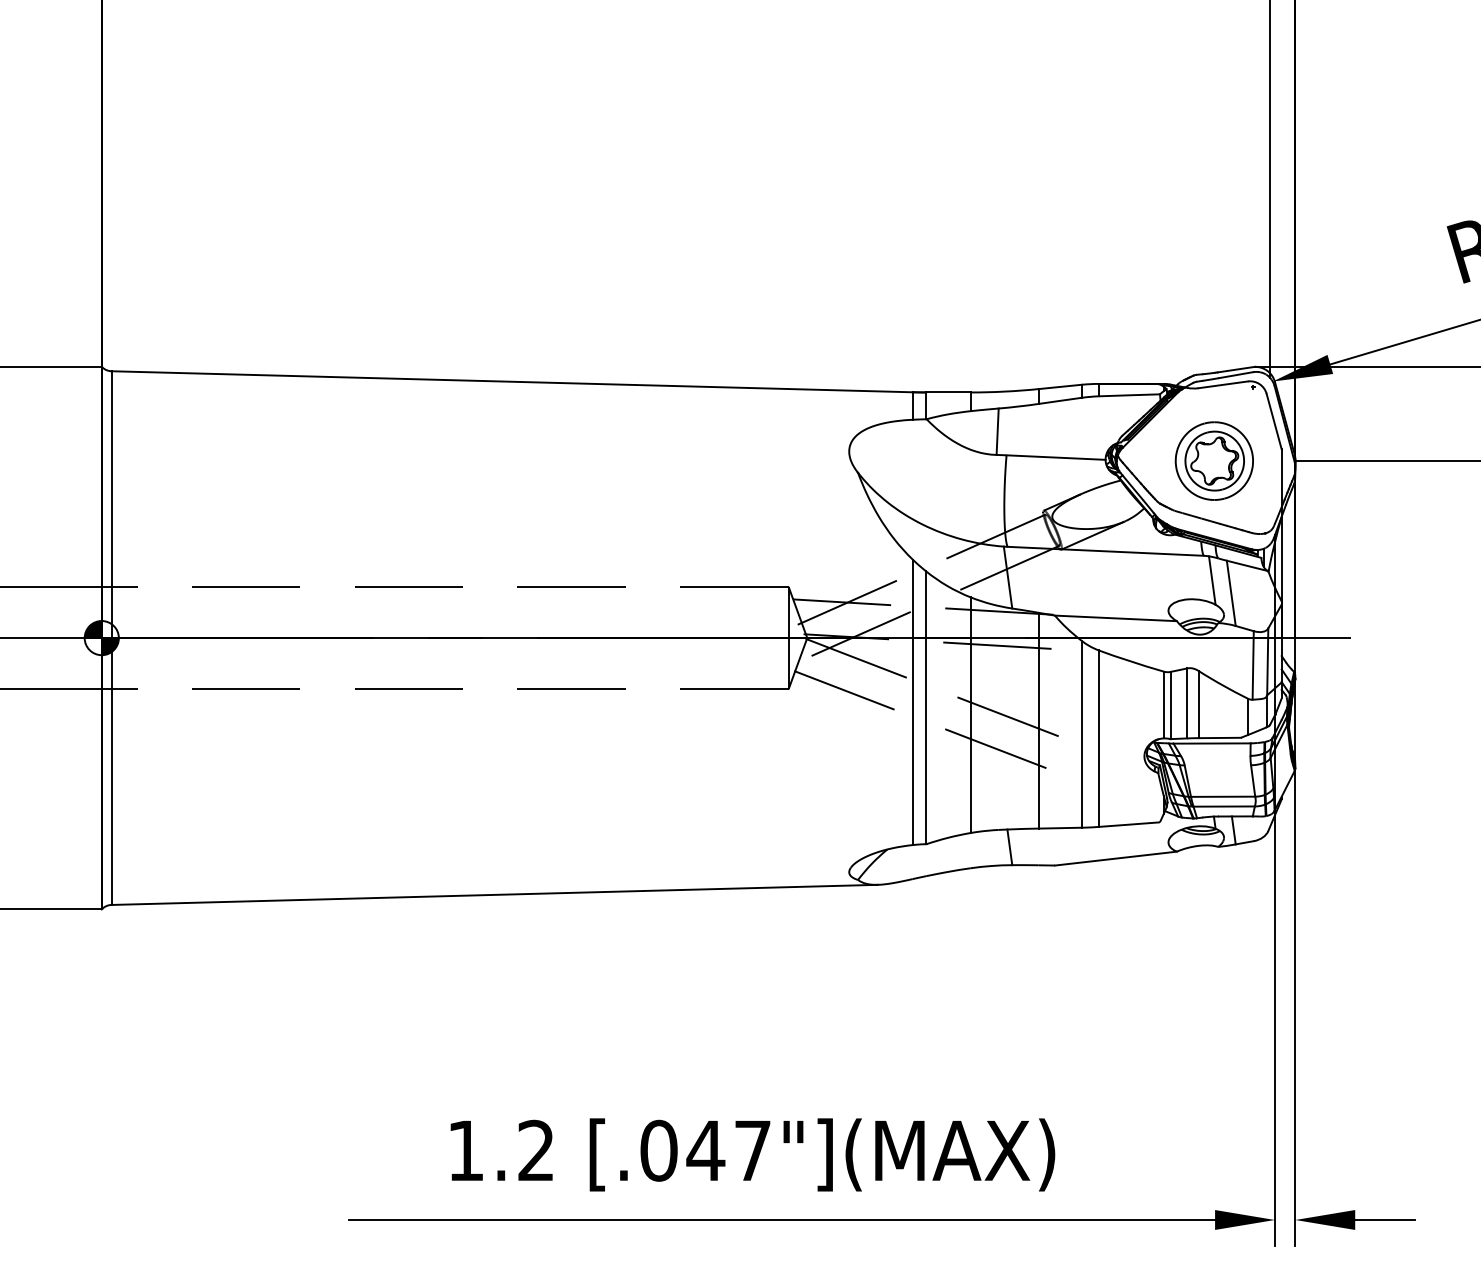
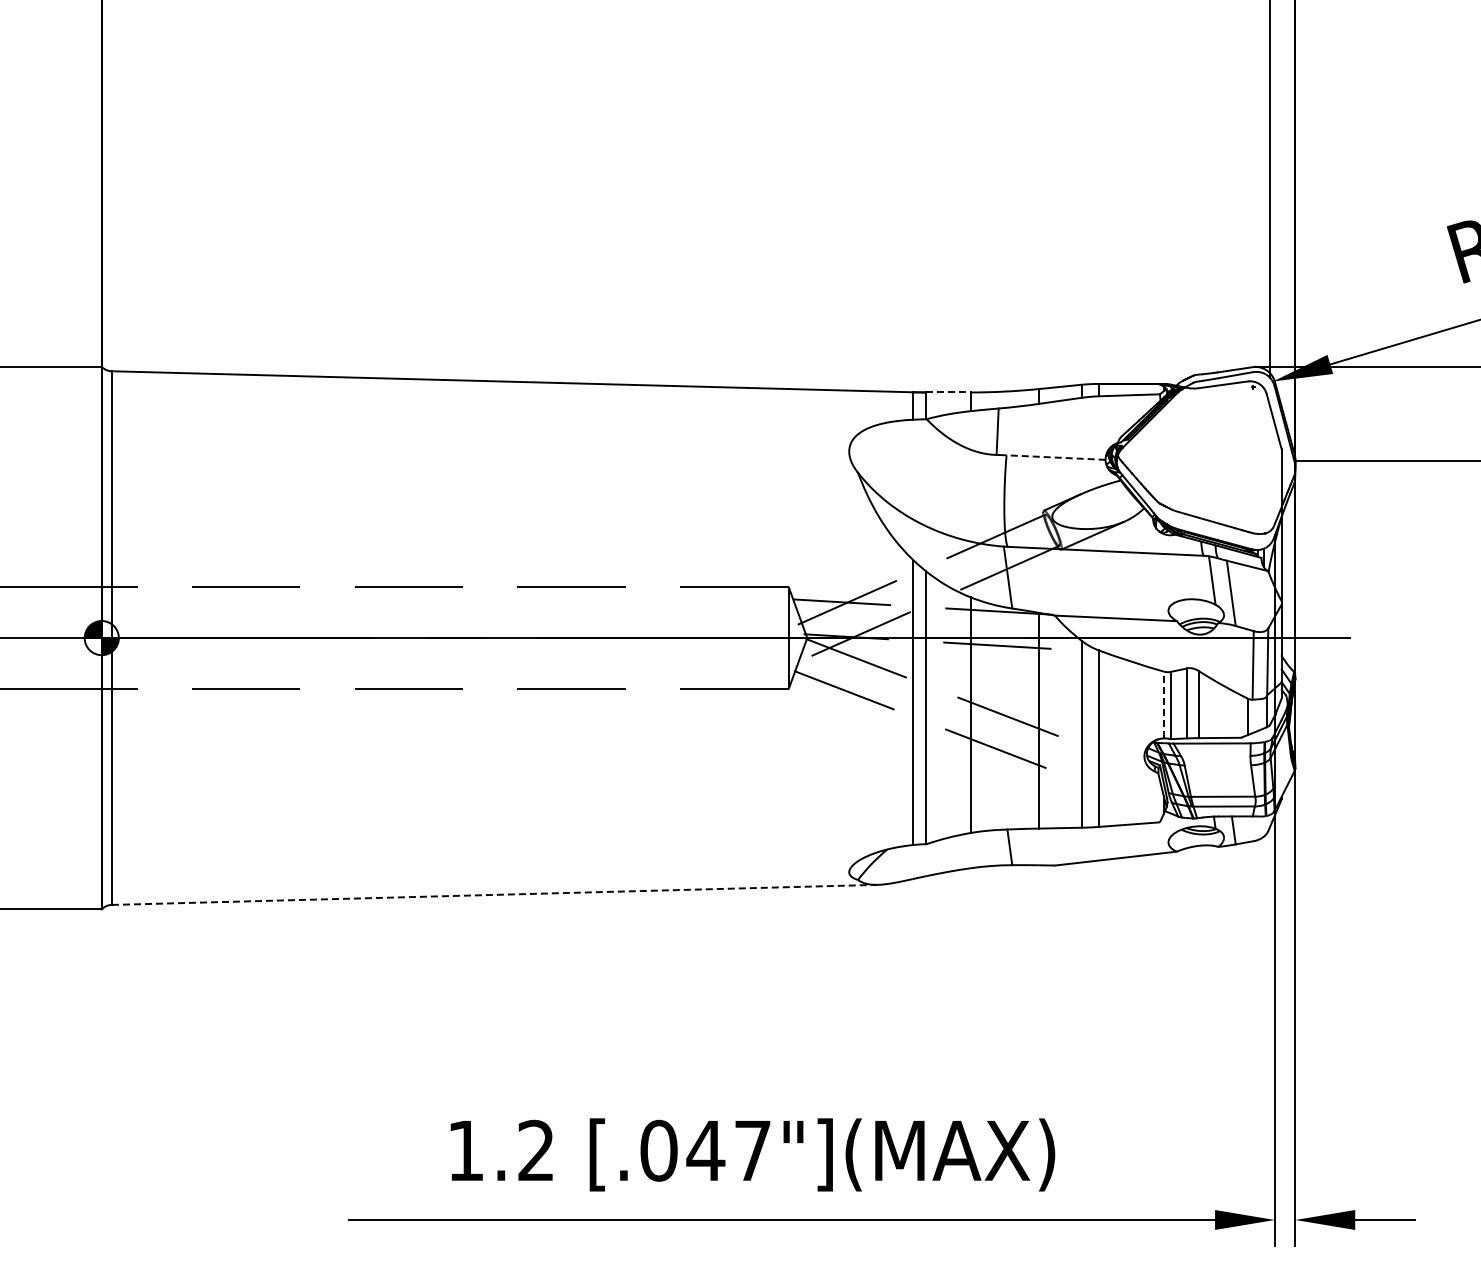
line: solid -> dashed (948, 392)
line: solid -> dashed (1056, 457)
part: present -> none (1213, 460)
line: solid -> dashed (1163, 704)
line: solid -> dashed (494, 894)
